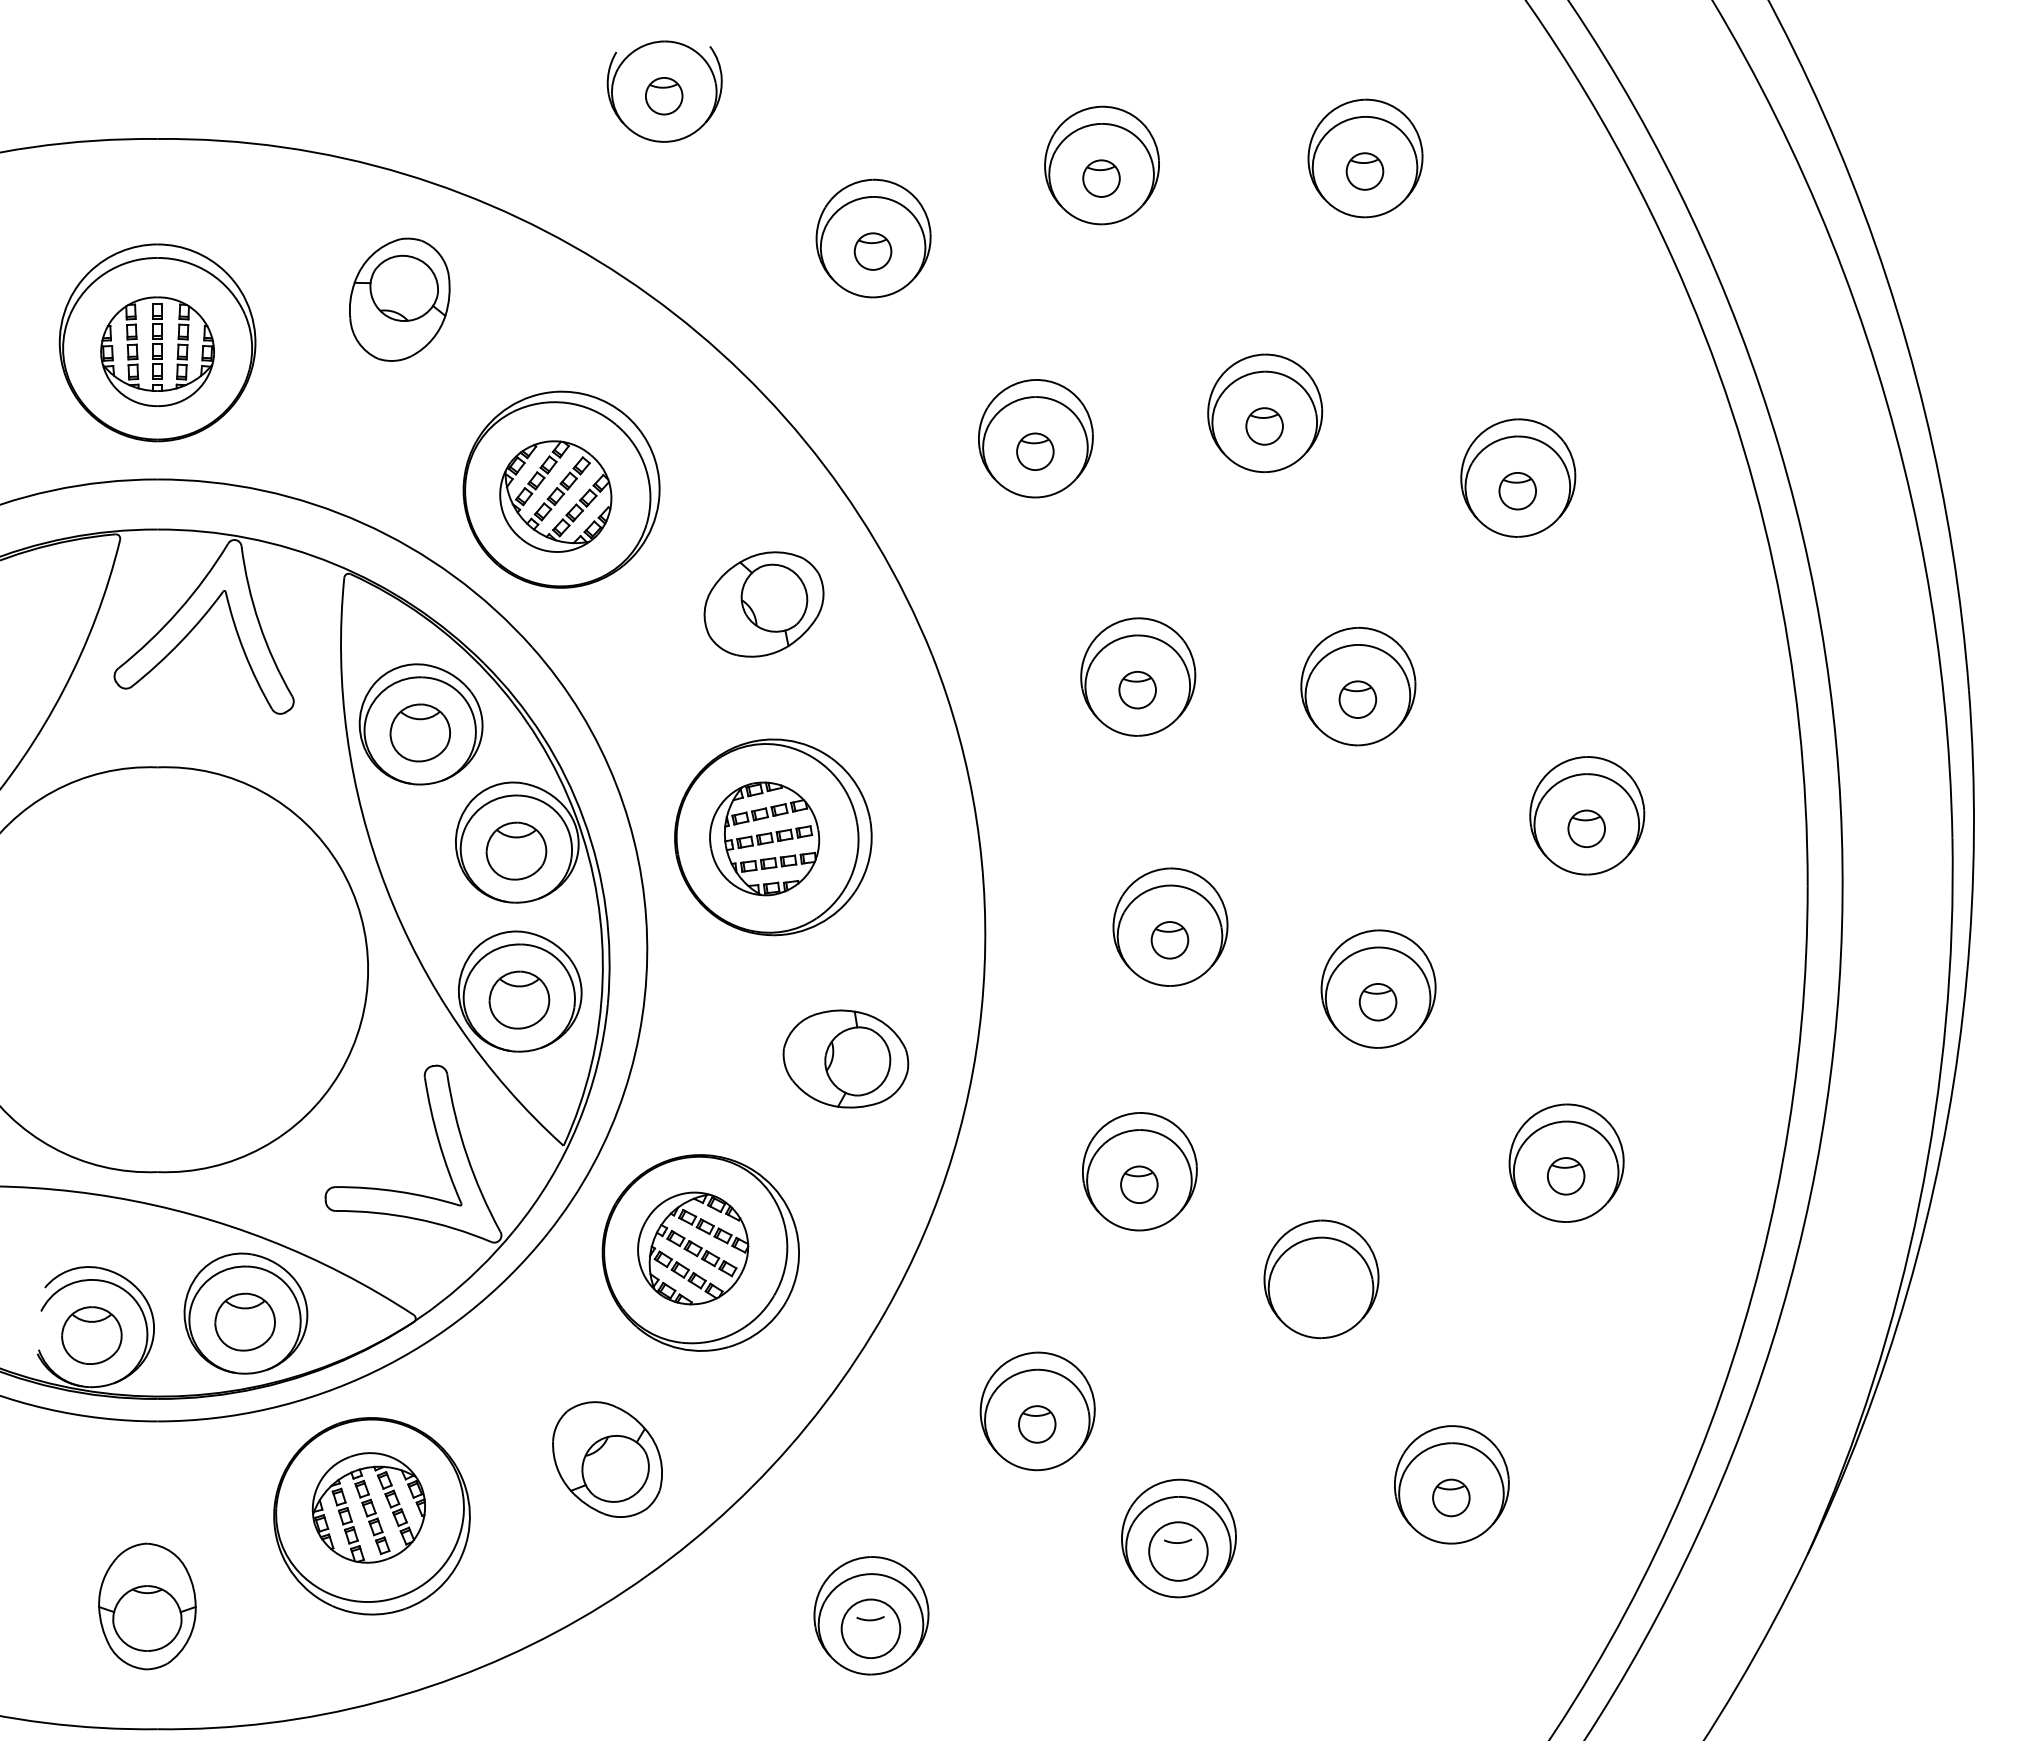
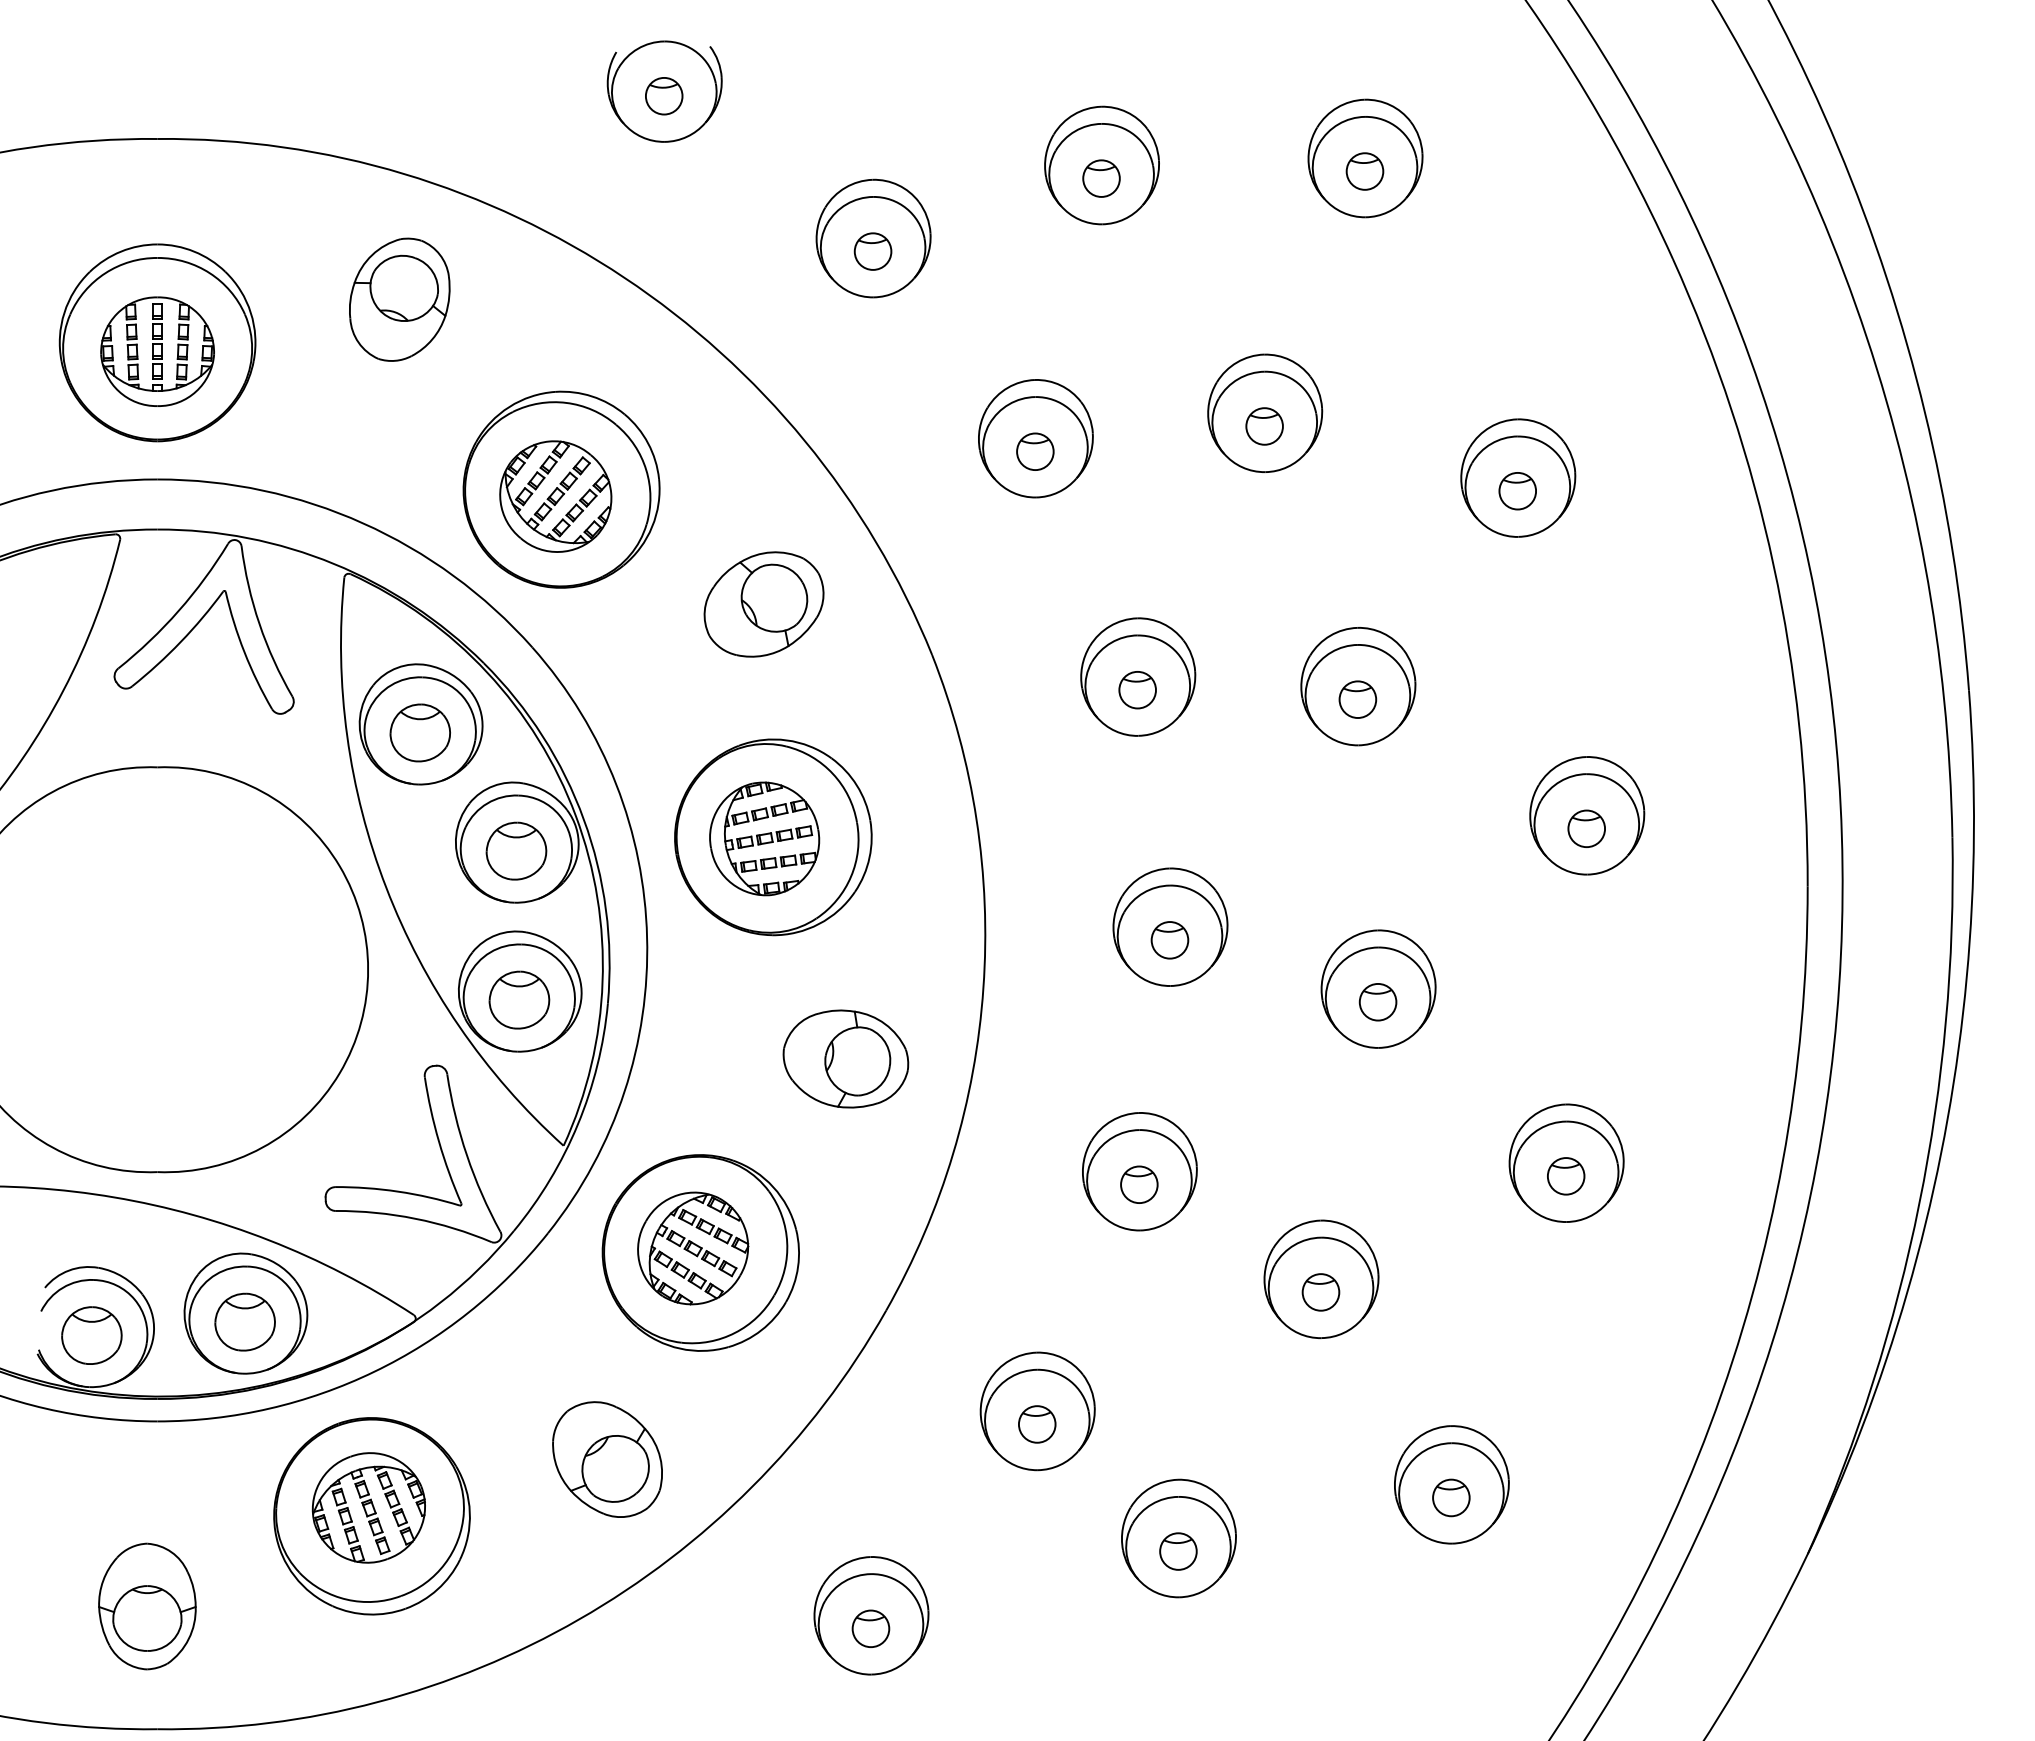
part: none -> present (1320, 1292)
circle diameter: 59 px -> 37 px (1178, 1551)
circle diameter: 59 px -> 37 px (870, 1628)
